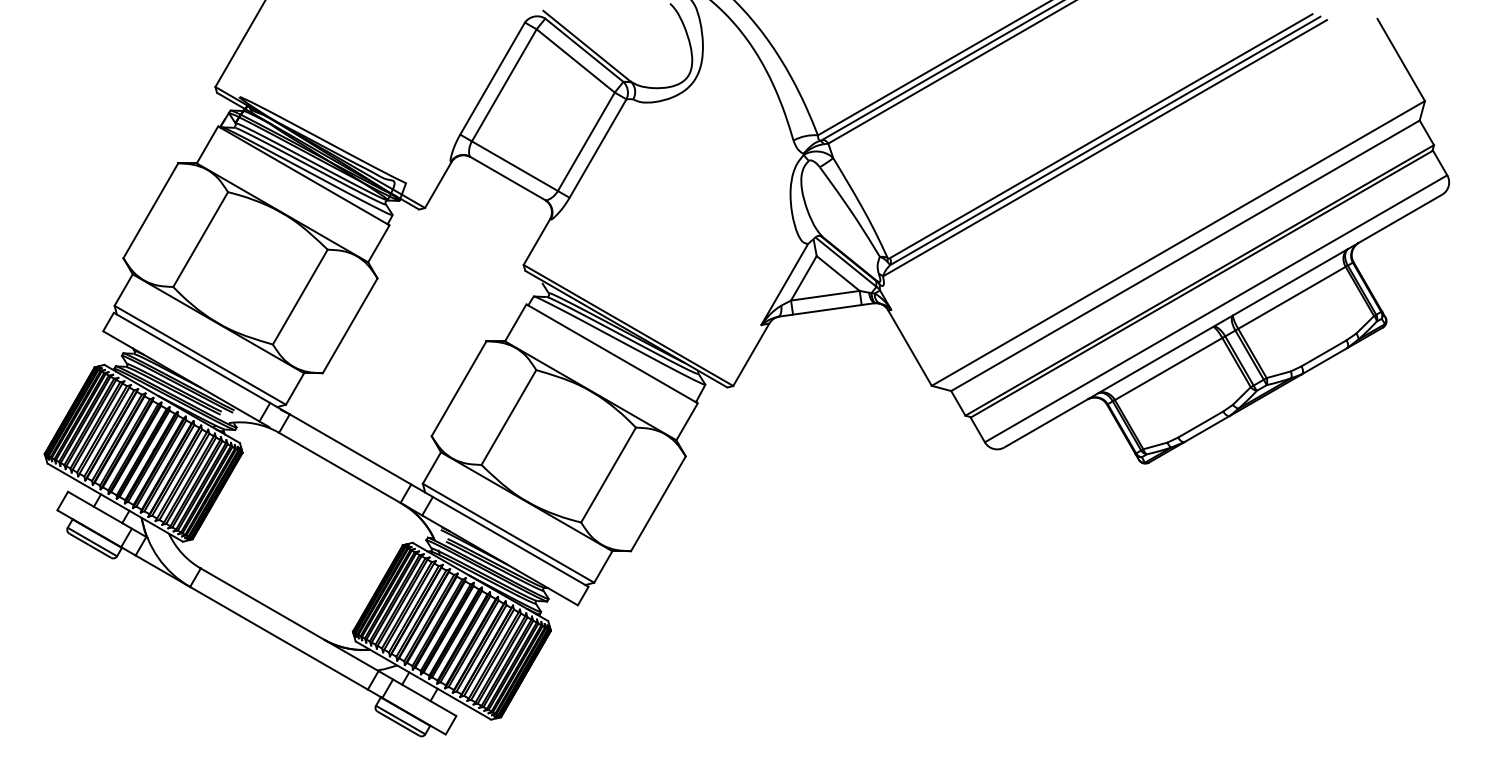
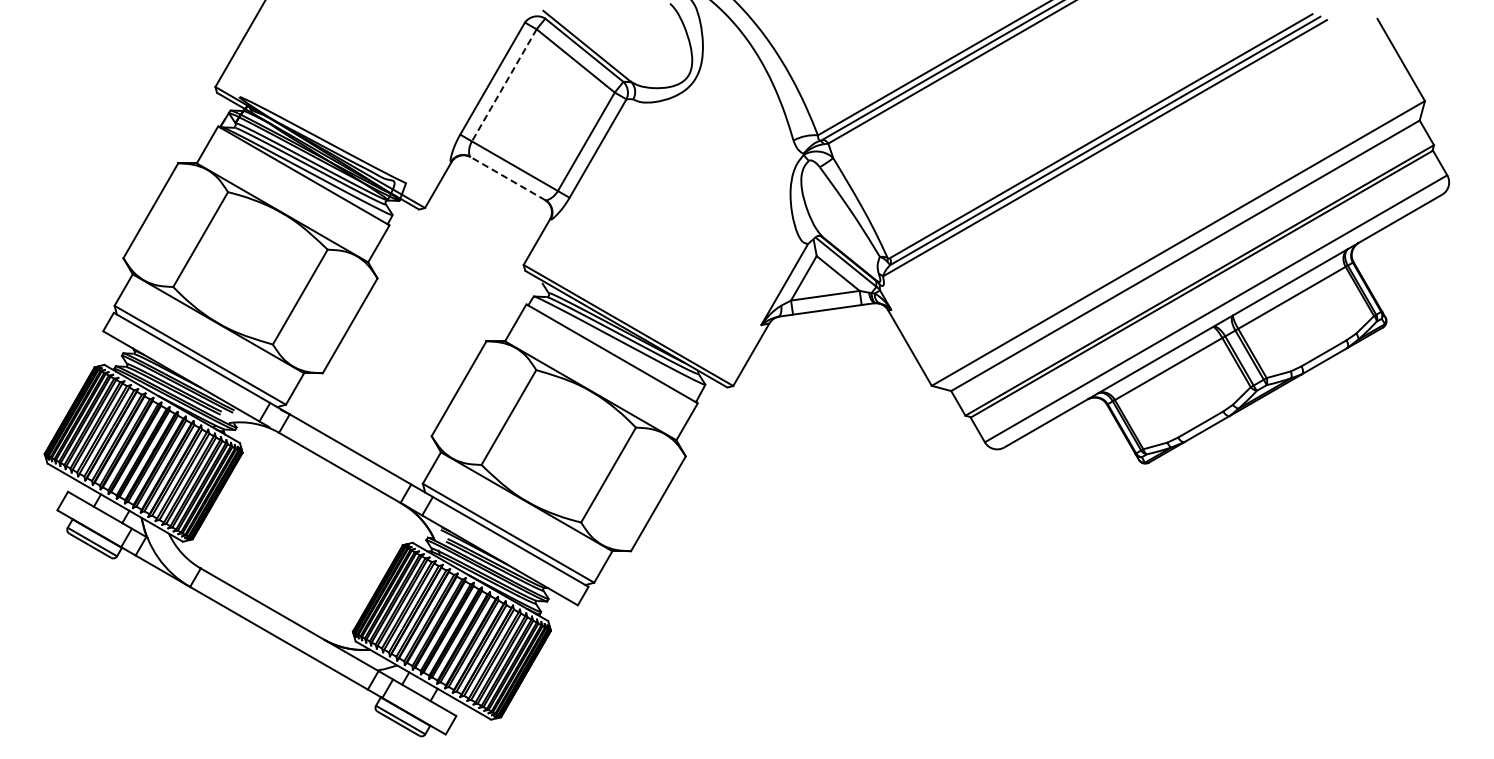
line: solid -> dashed (504, 85)
line: solid -> dashed (507, 178)
